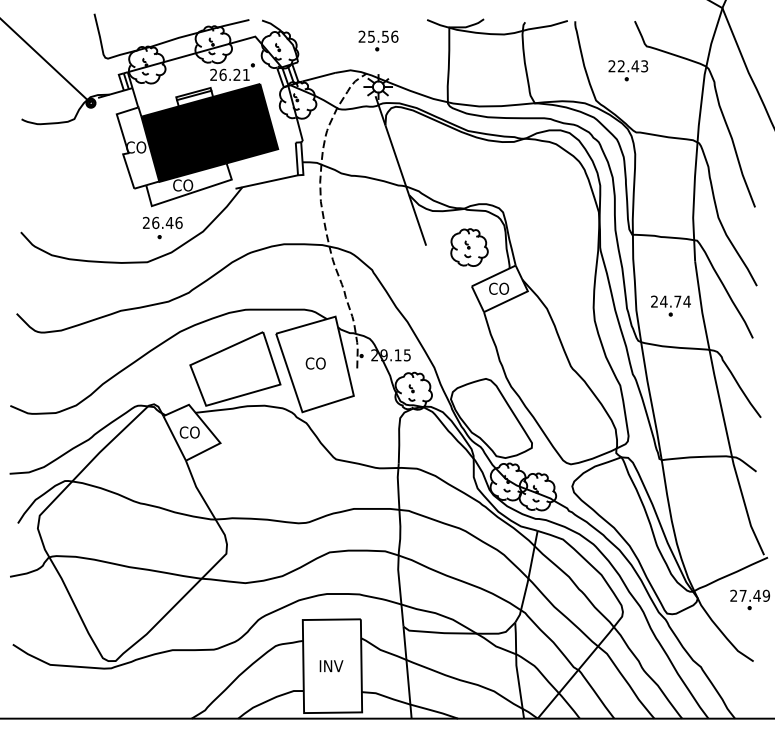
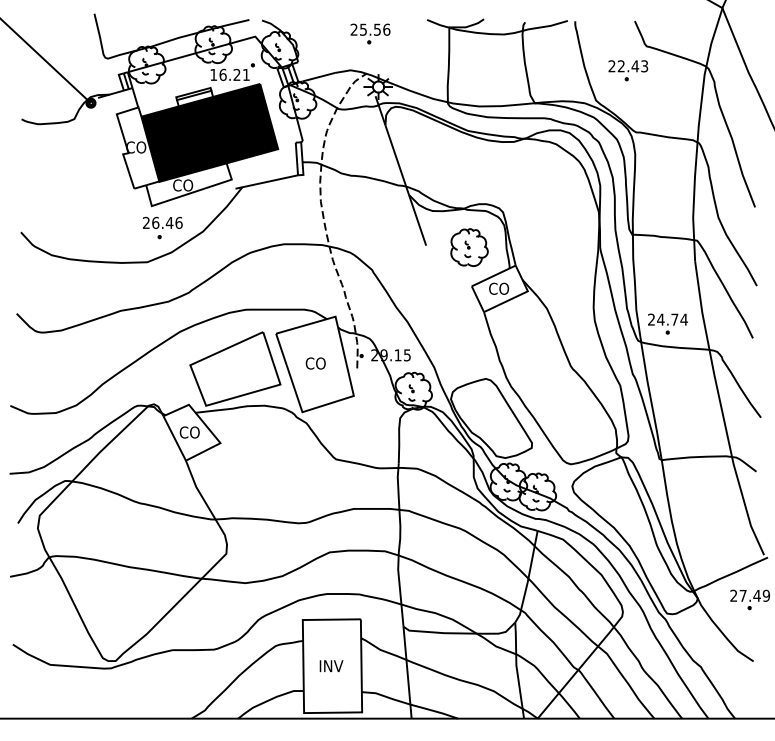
part position: (378, 40) -> (370, 33) (370, 33)
text: 26.21 -> 16.21 (213, 74)
part position: (670, 305) -> (667, 323) (667, 323)
